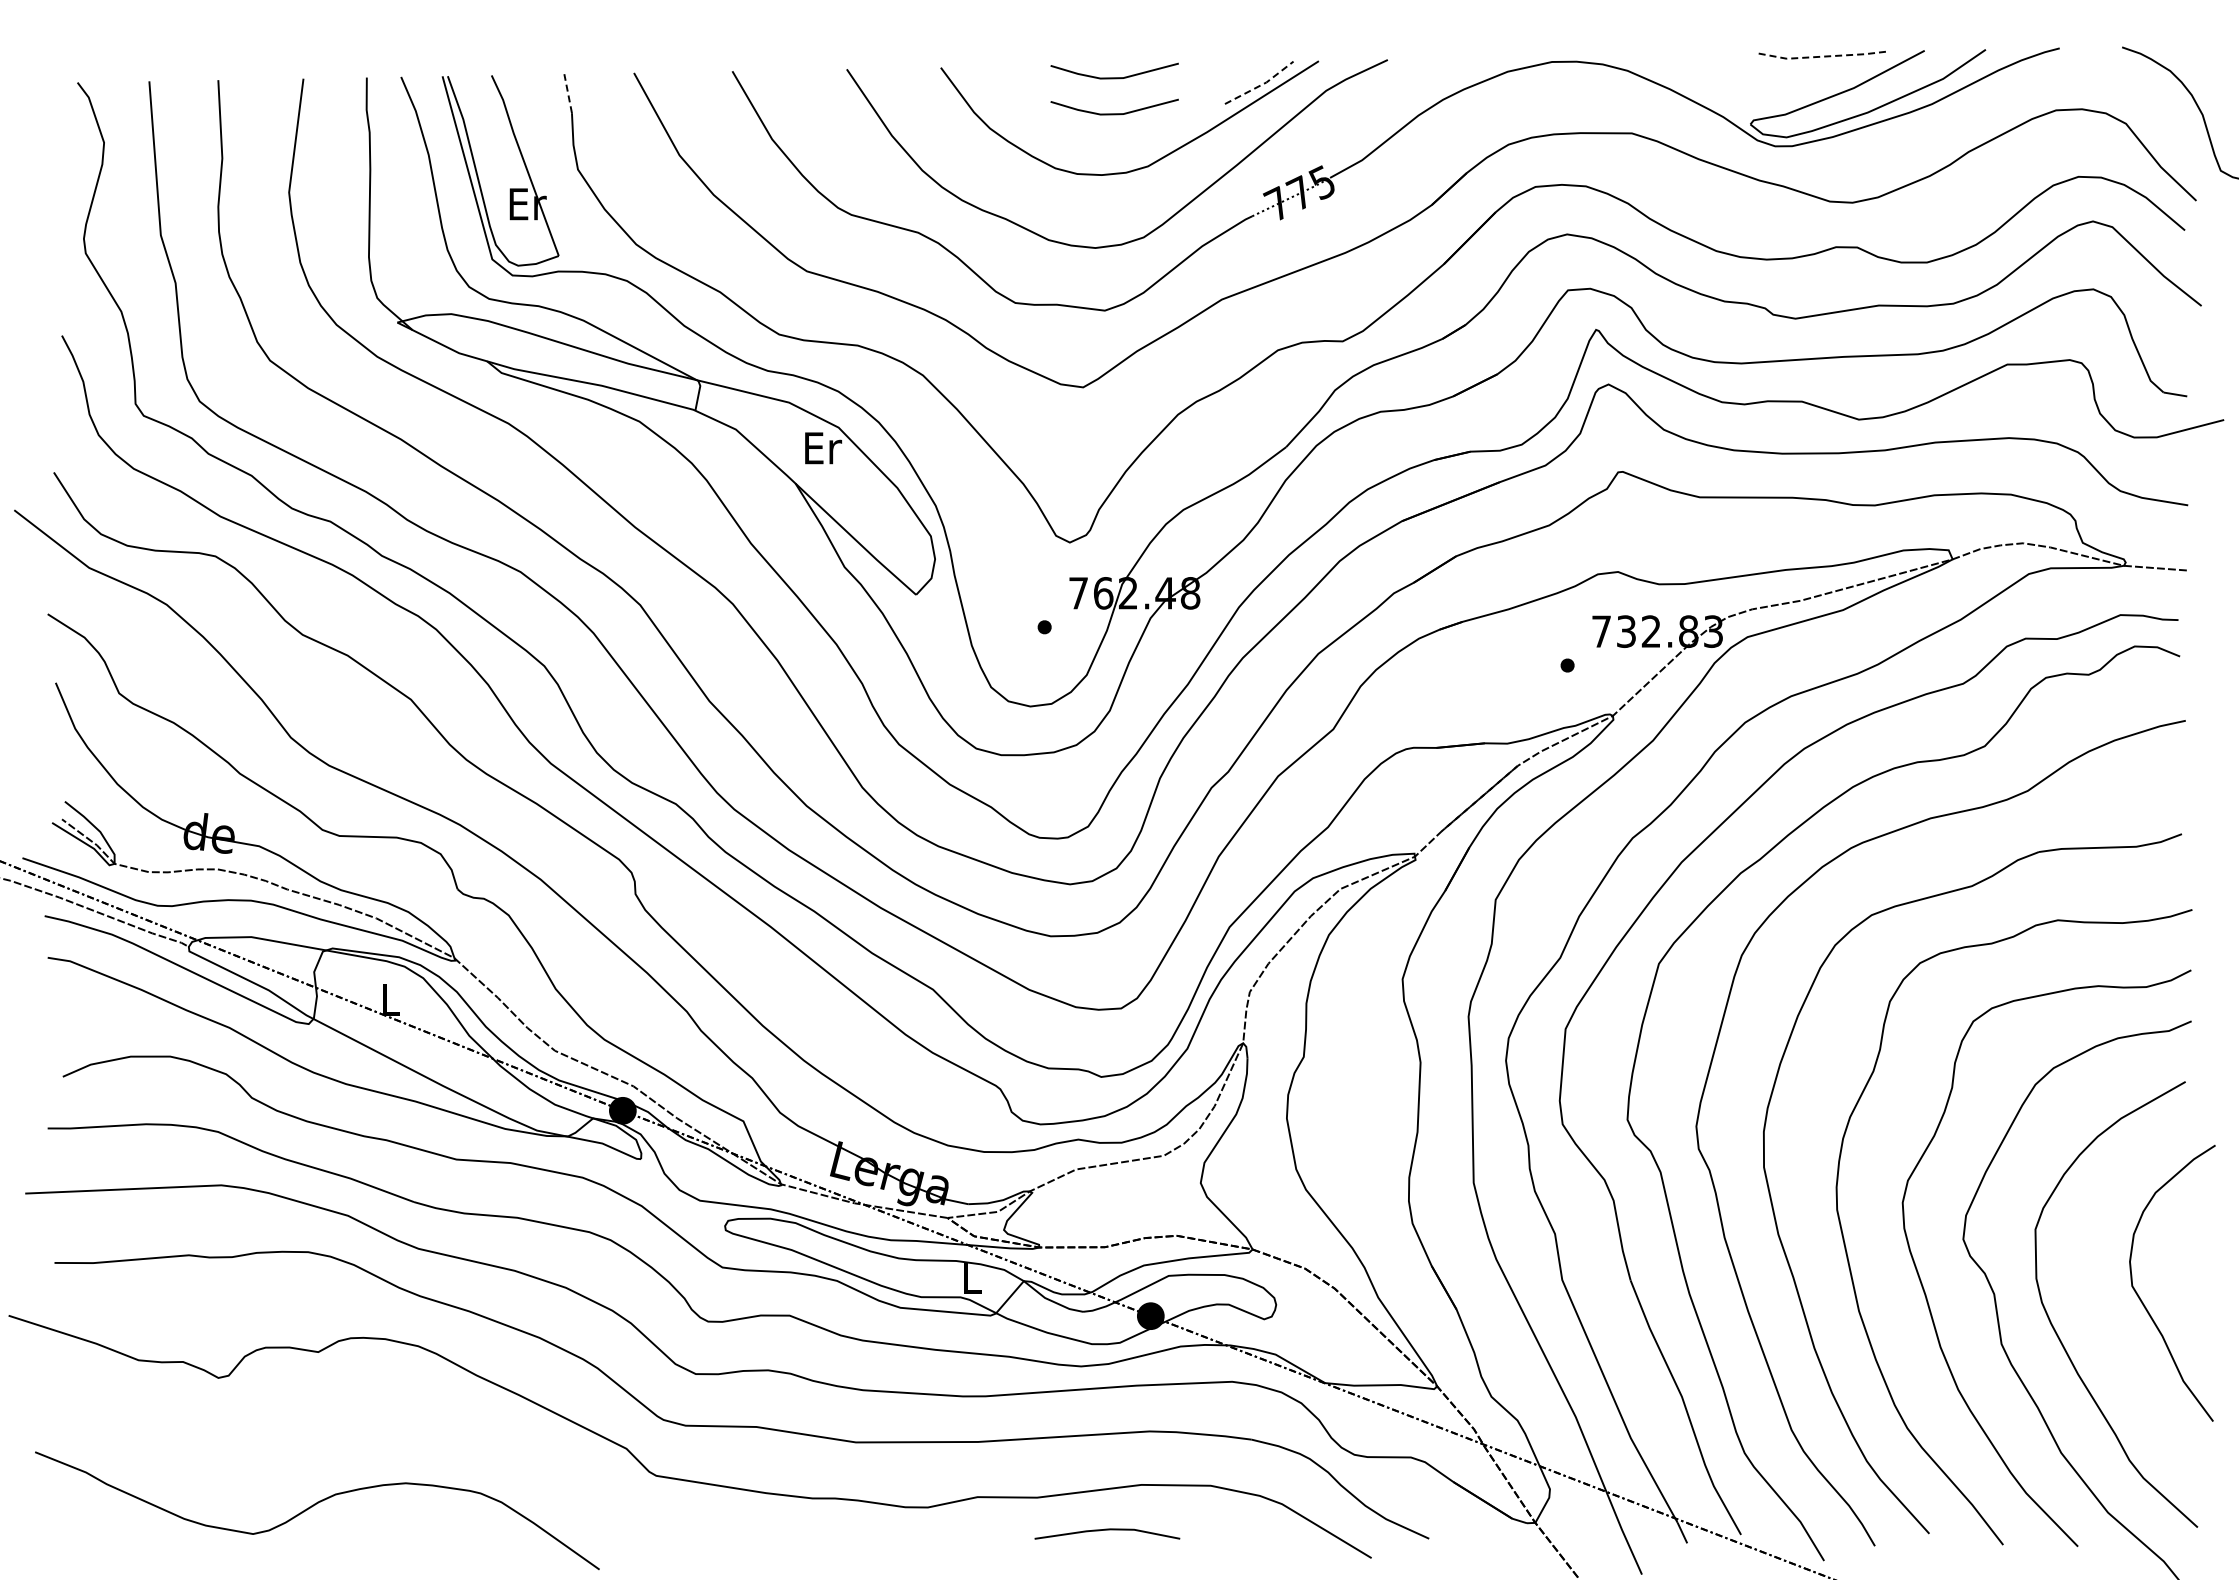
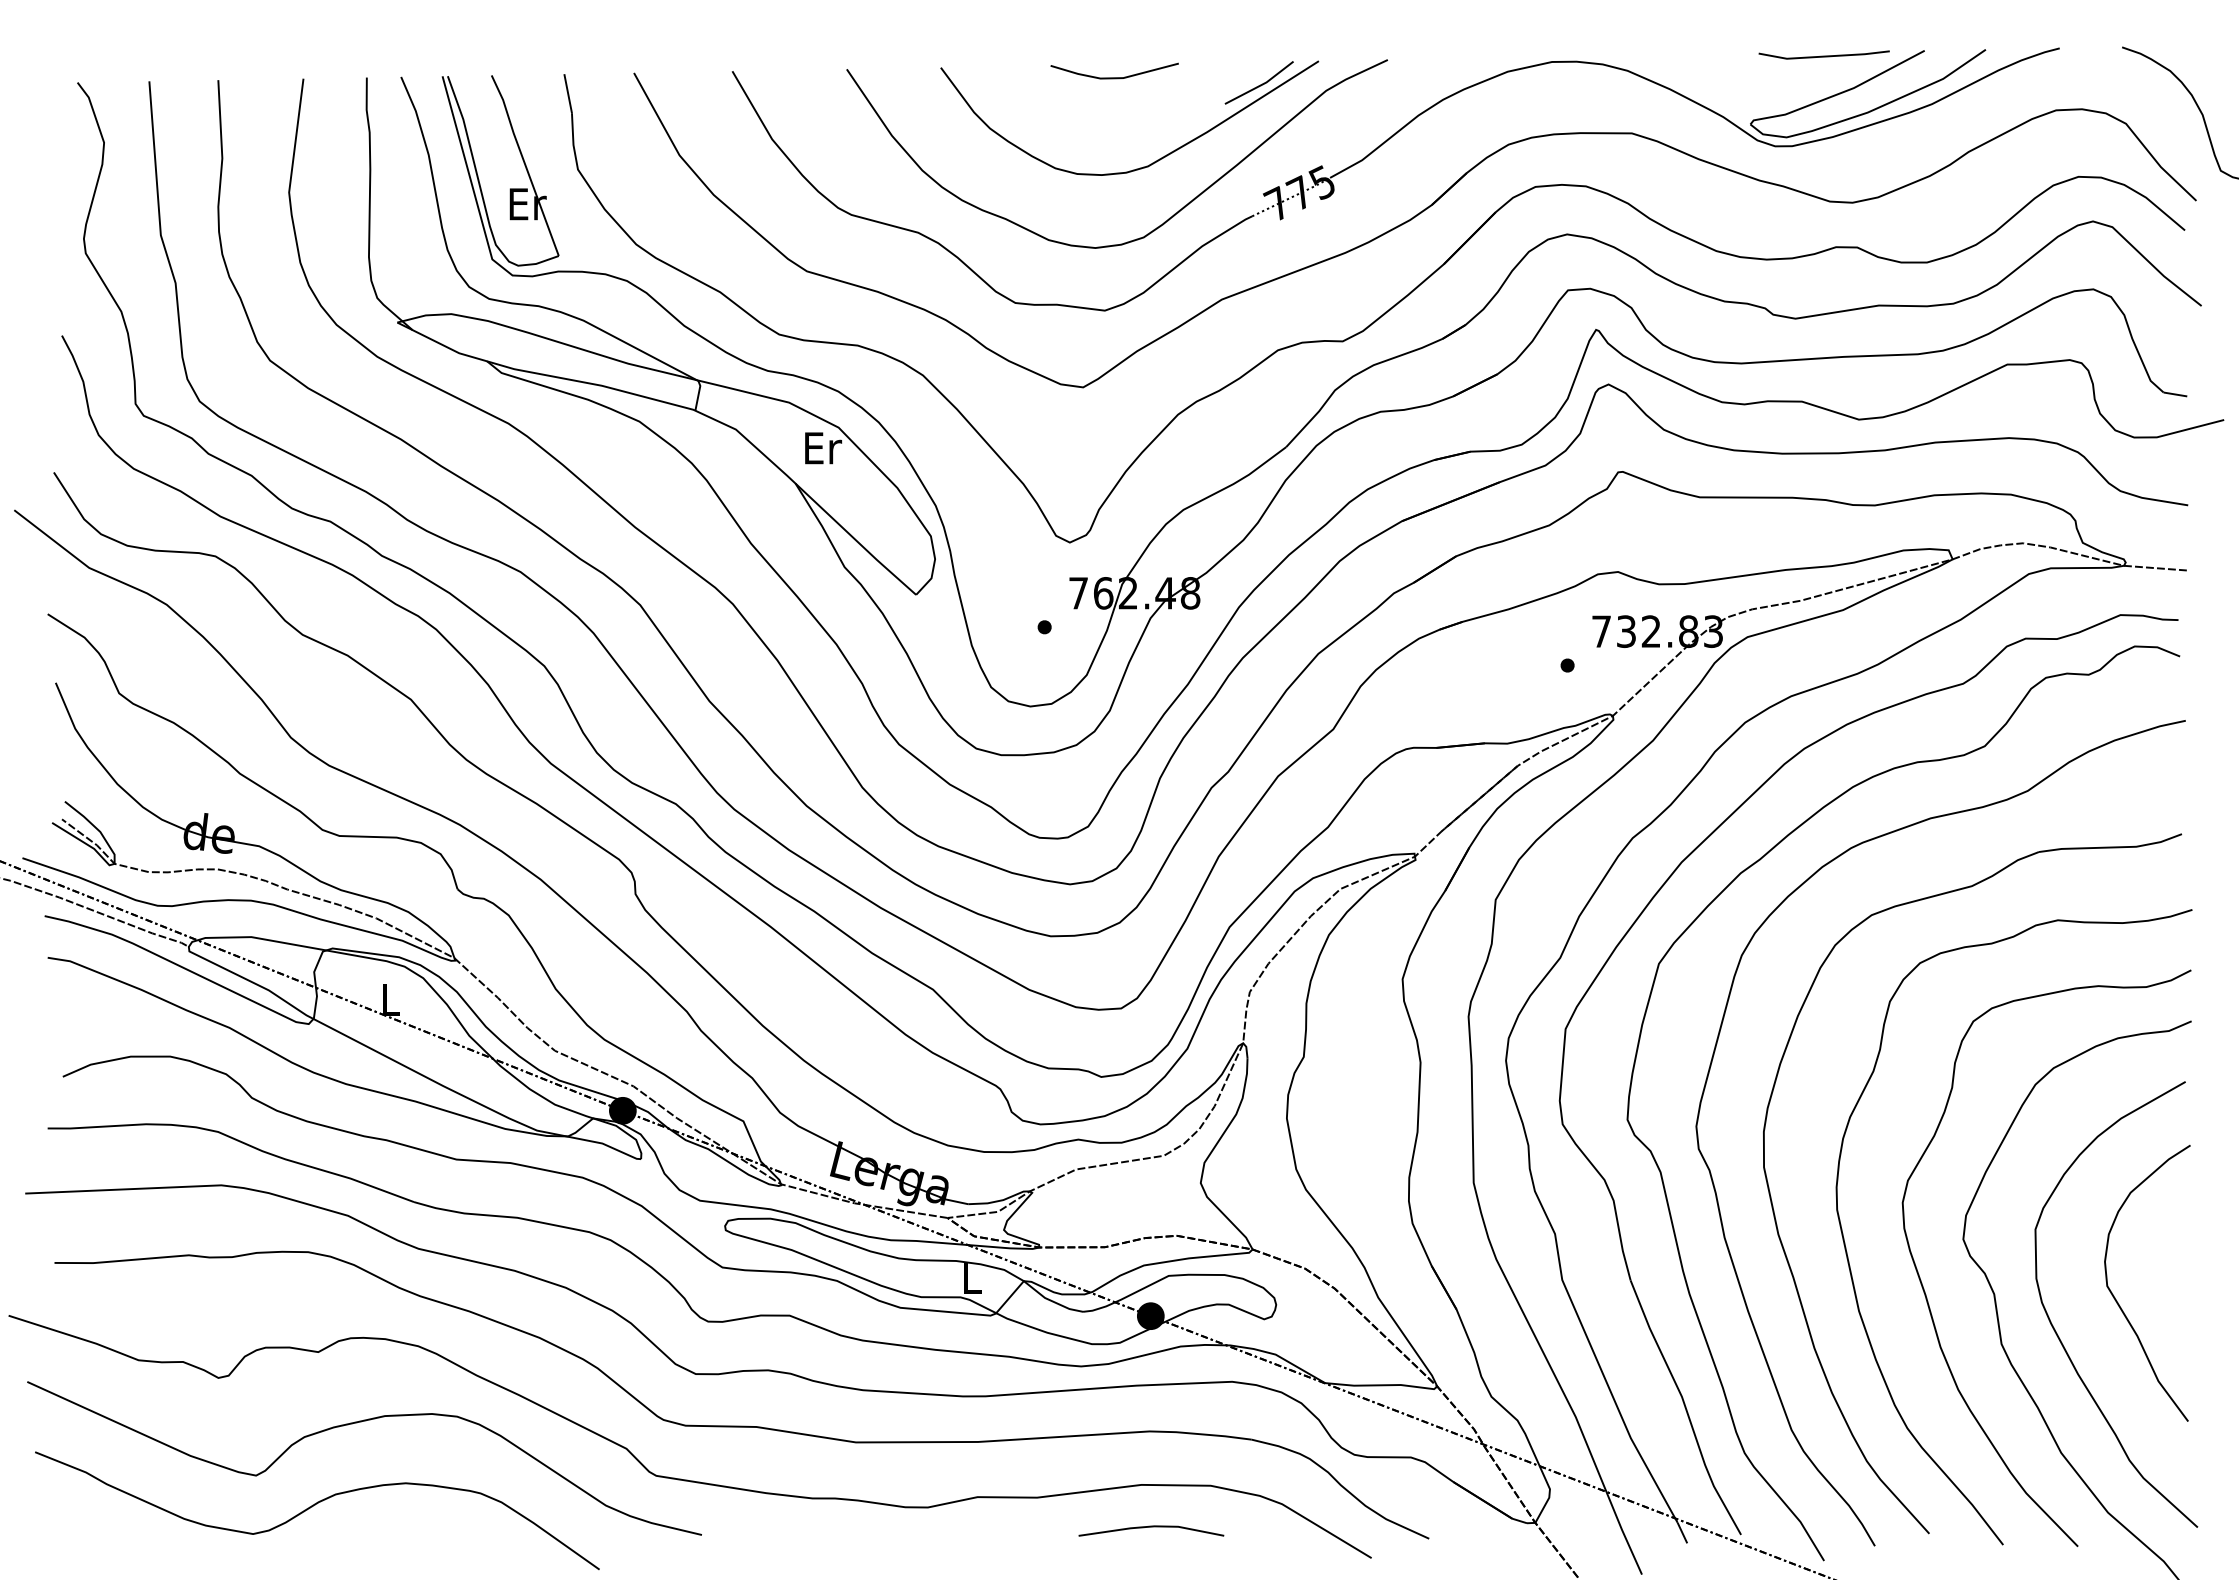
line: dashed -> solid (1824, 56)
line: dashed -> solid (1262, 84)
line: dashed -> solid (568, 93)
line: present -> none (1114, 113)
curve position: (2143, 1302) -> (2118, 1302) (2118, 1302)
curve: none -> present (357, 1423)
line position: (1107, 1530) -> (1151, 1527) (1151, 1527)
